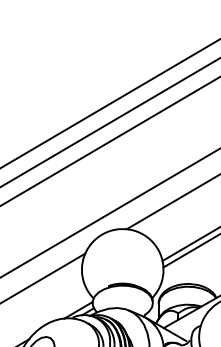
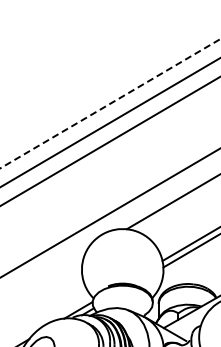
line: solid -> dashed (110, 103)
line: present -> none (43, 277)
